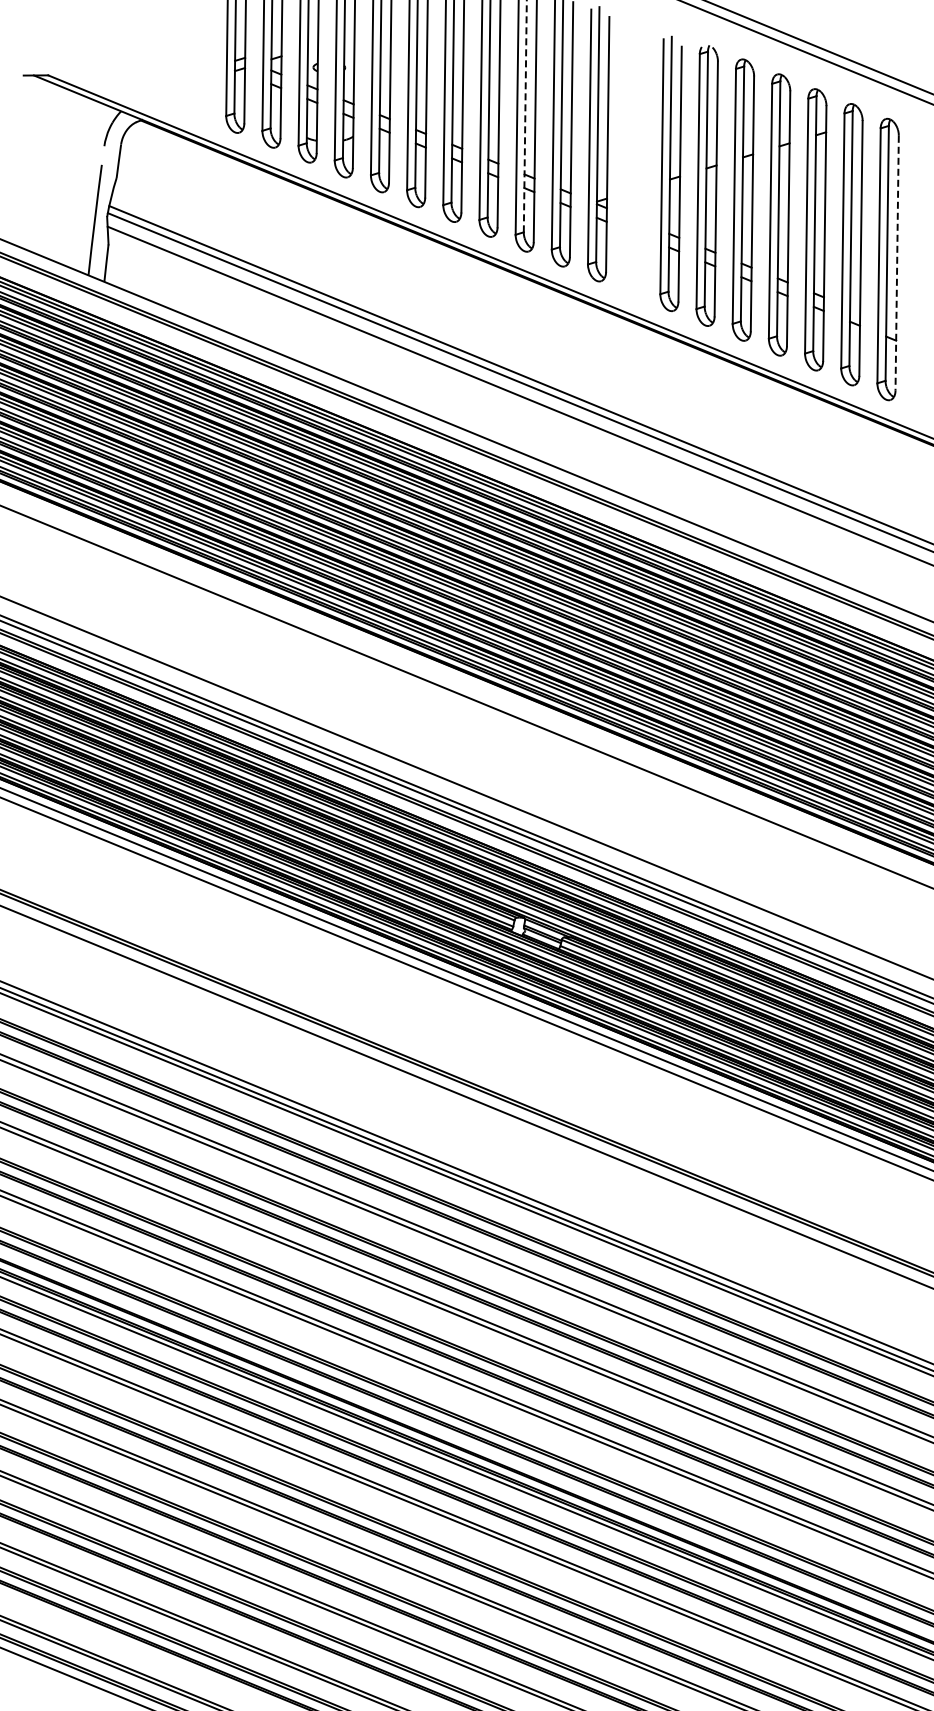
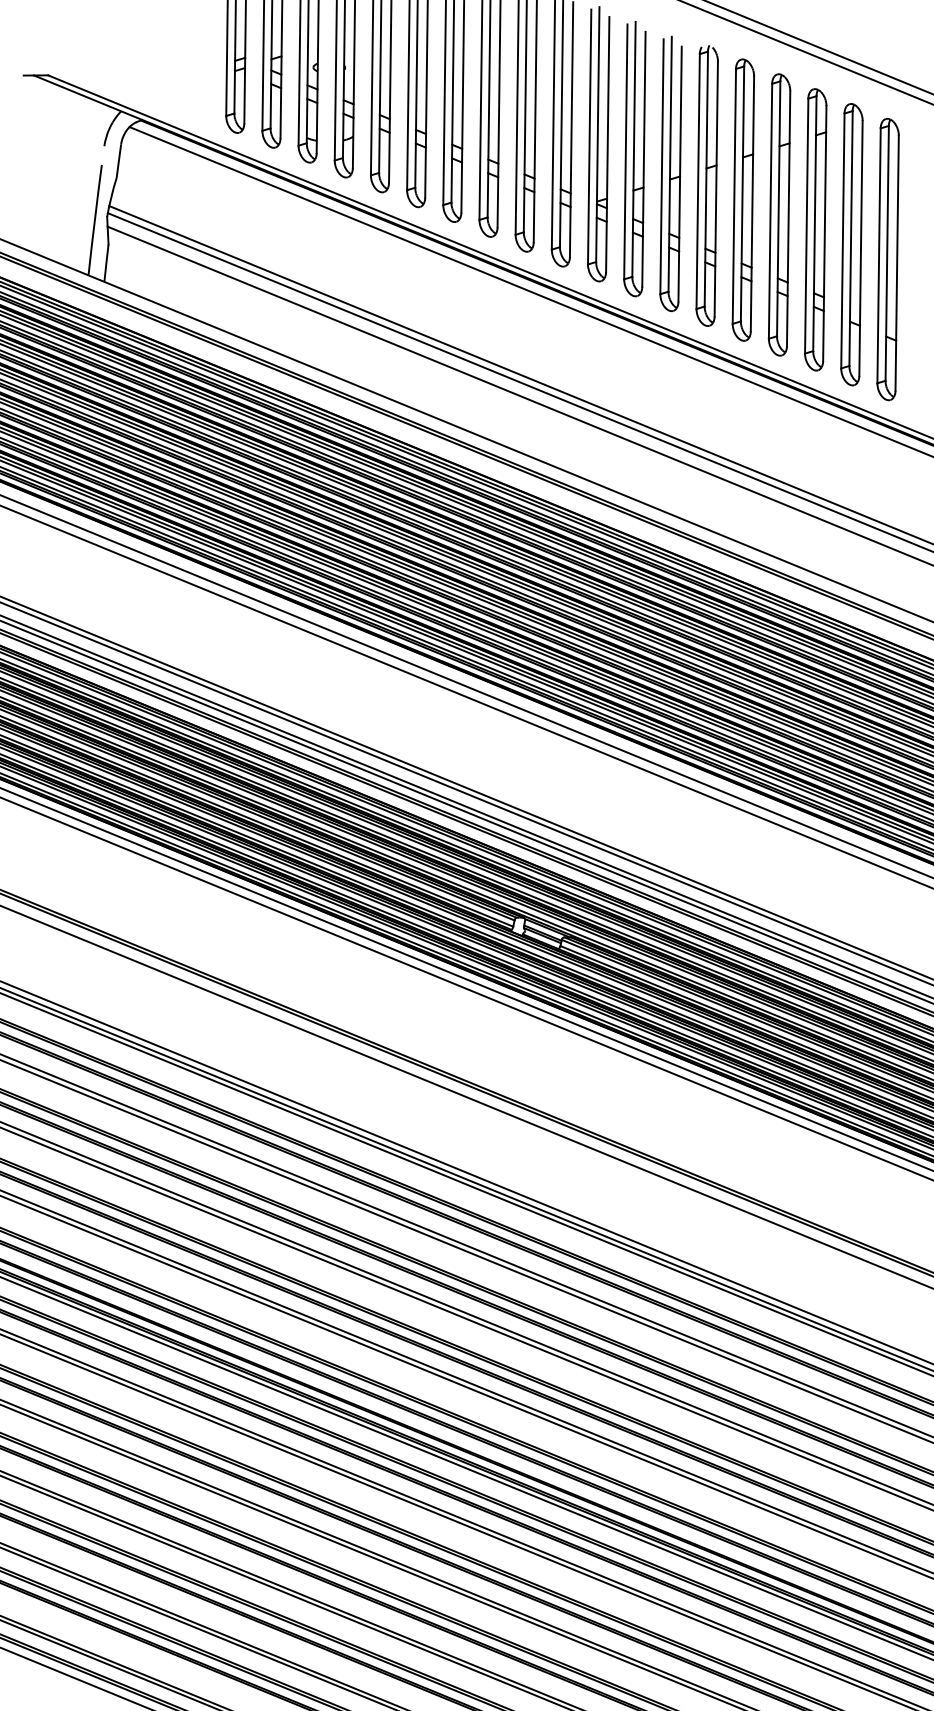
line: dashed -> solid (525, 116)
part: none -> present (634, 159)
line: dashed -> solid (897, 263)
line: none -> present (529, 291)
line: none -> present (466, 686)
line: none -> present (466, 793)
